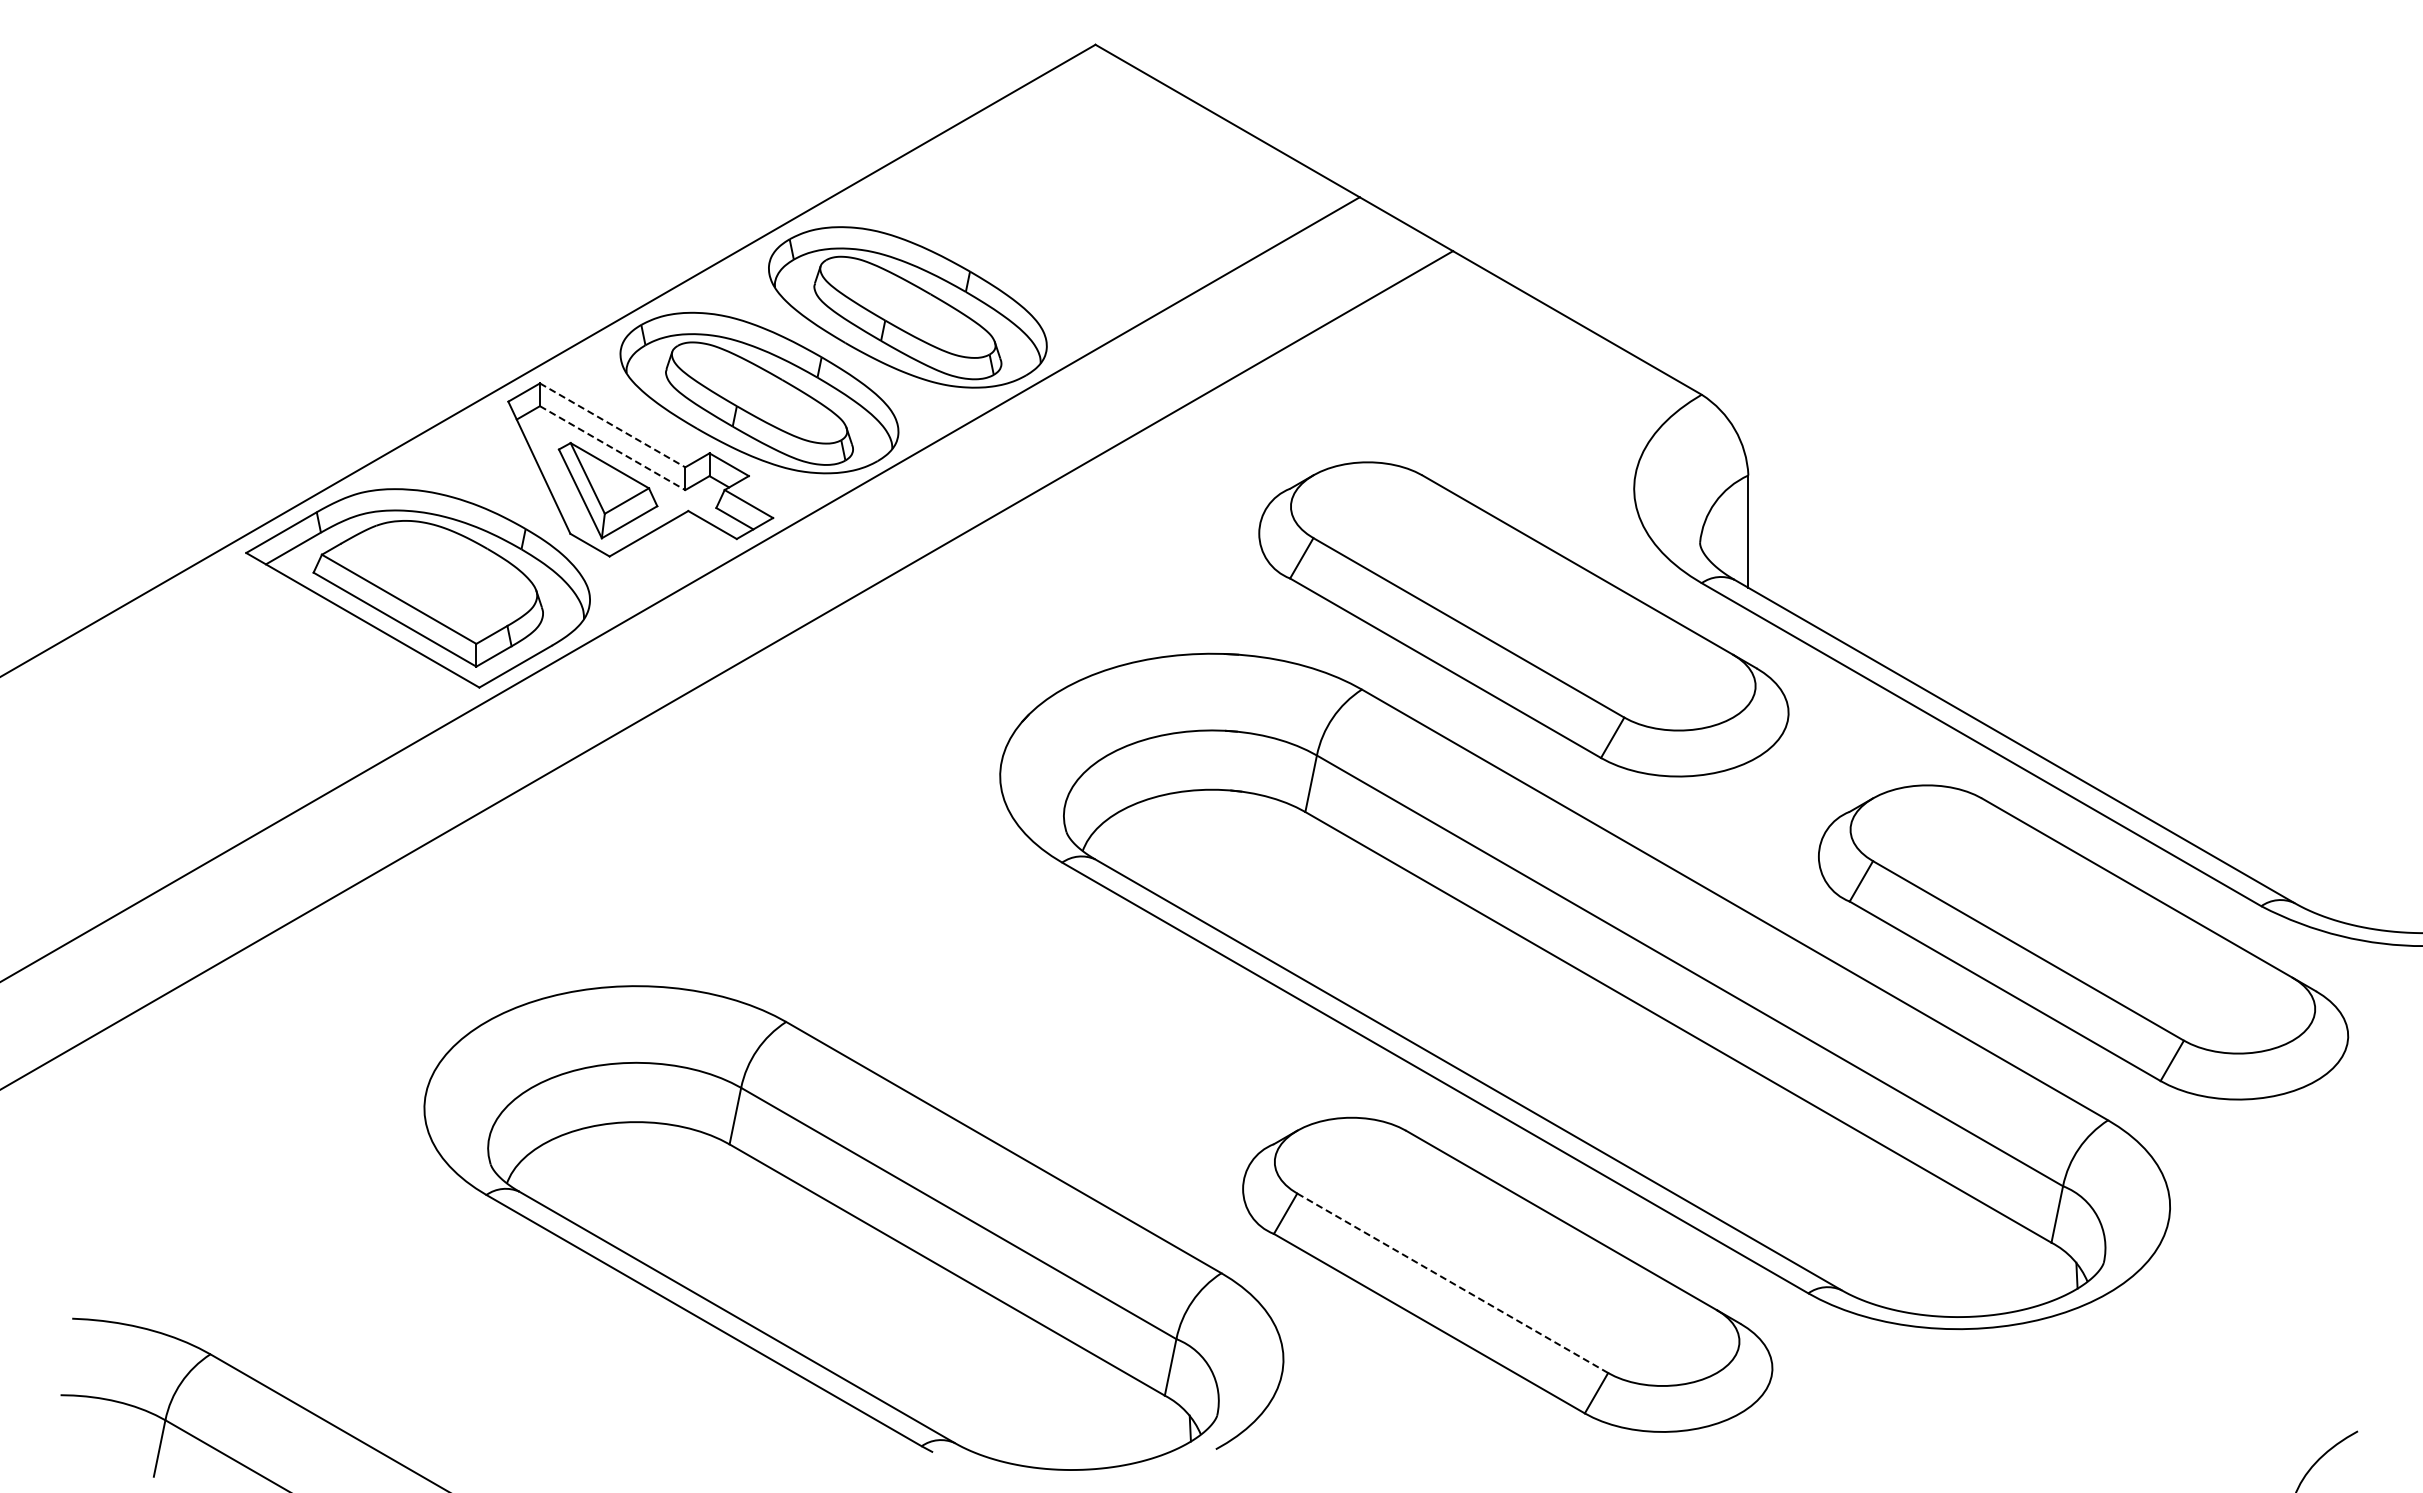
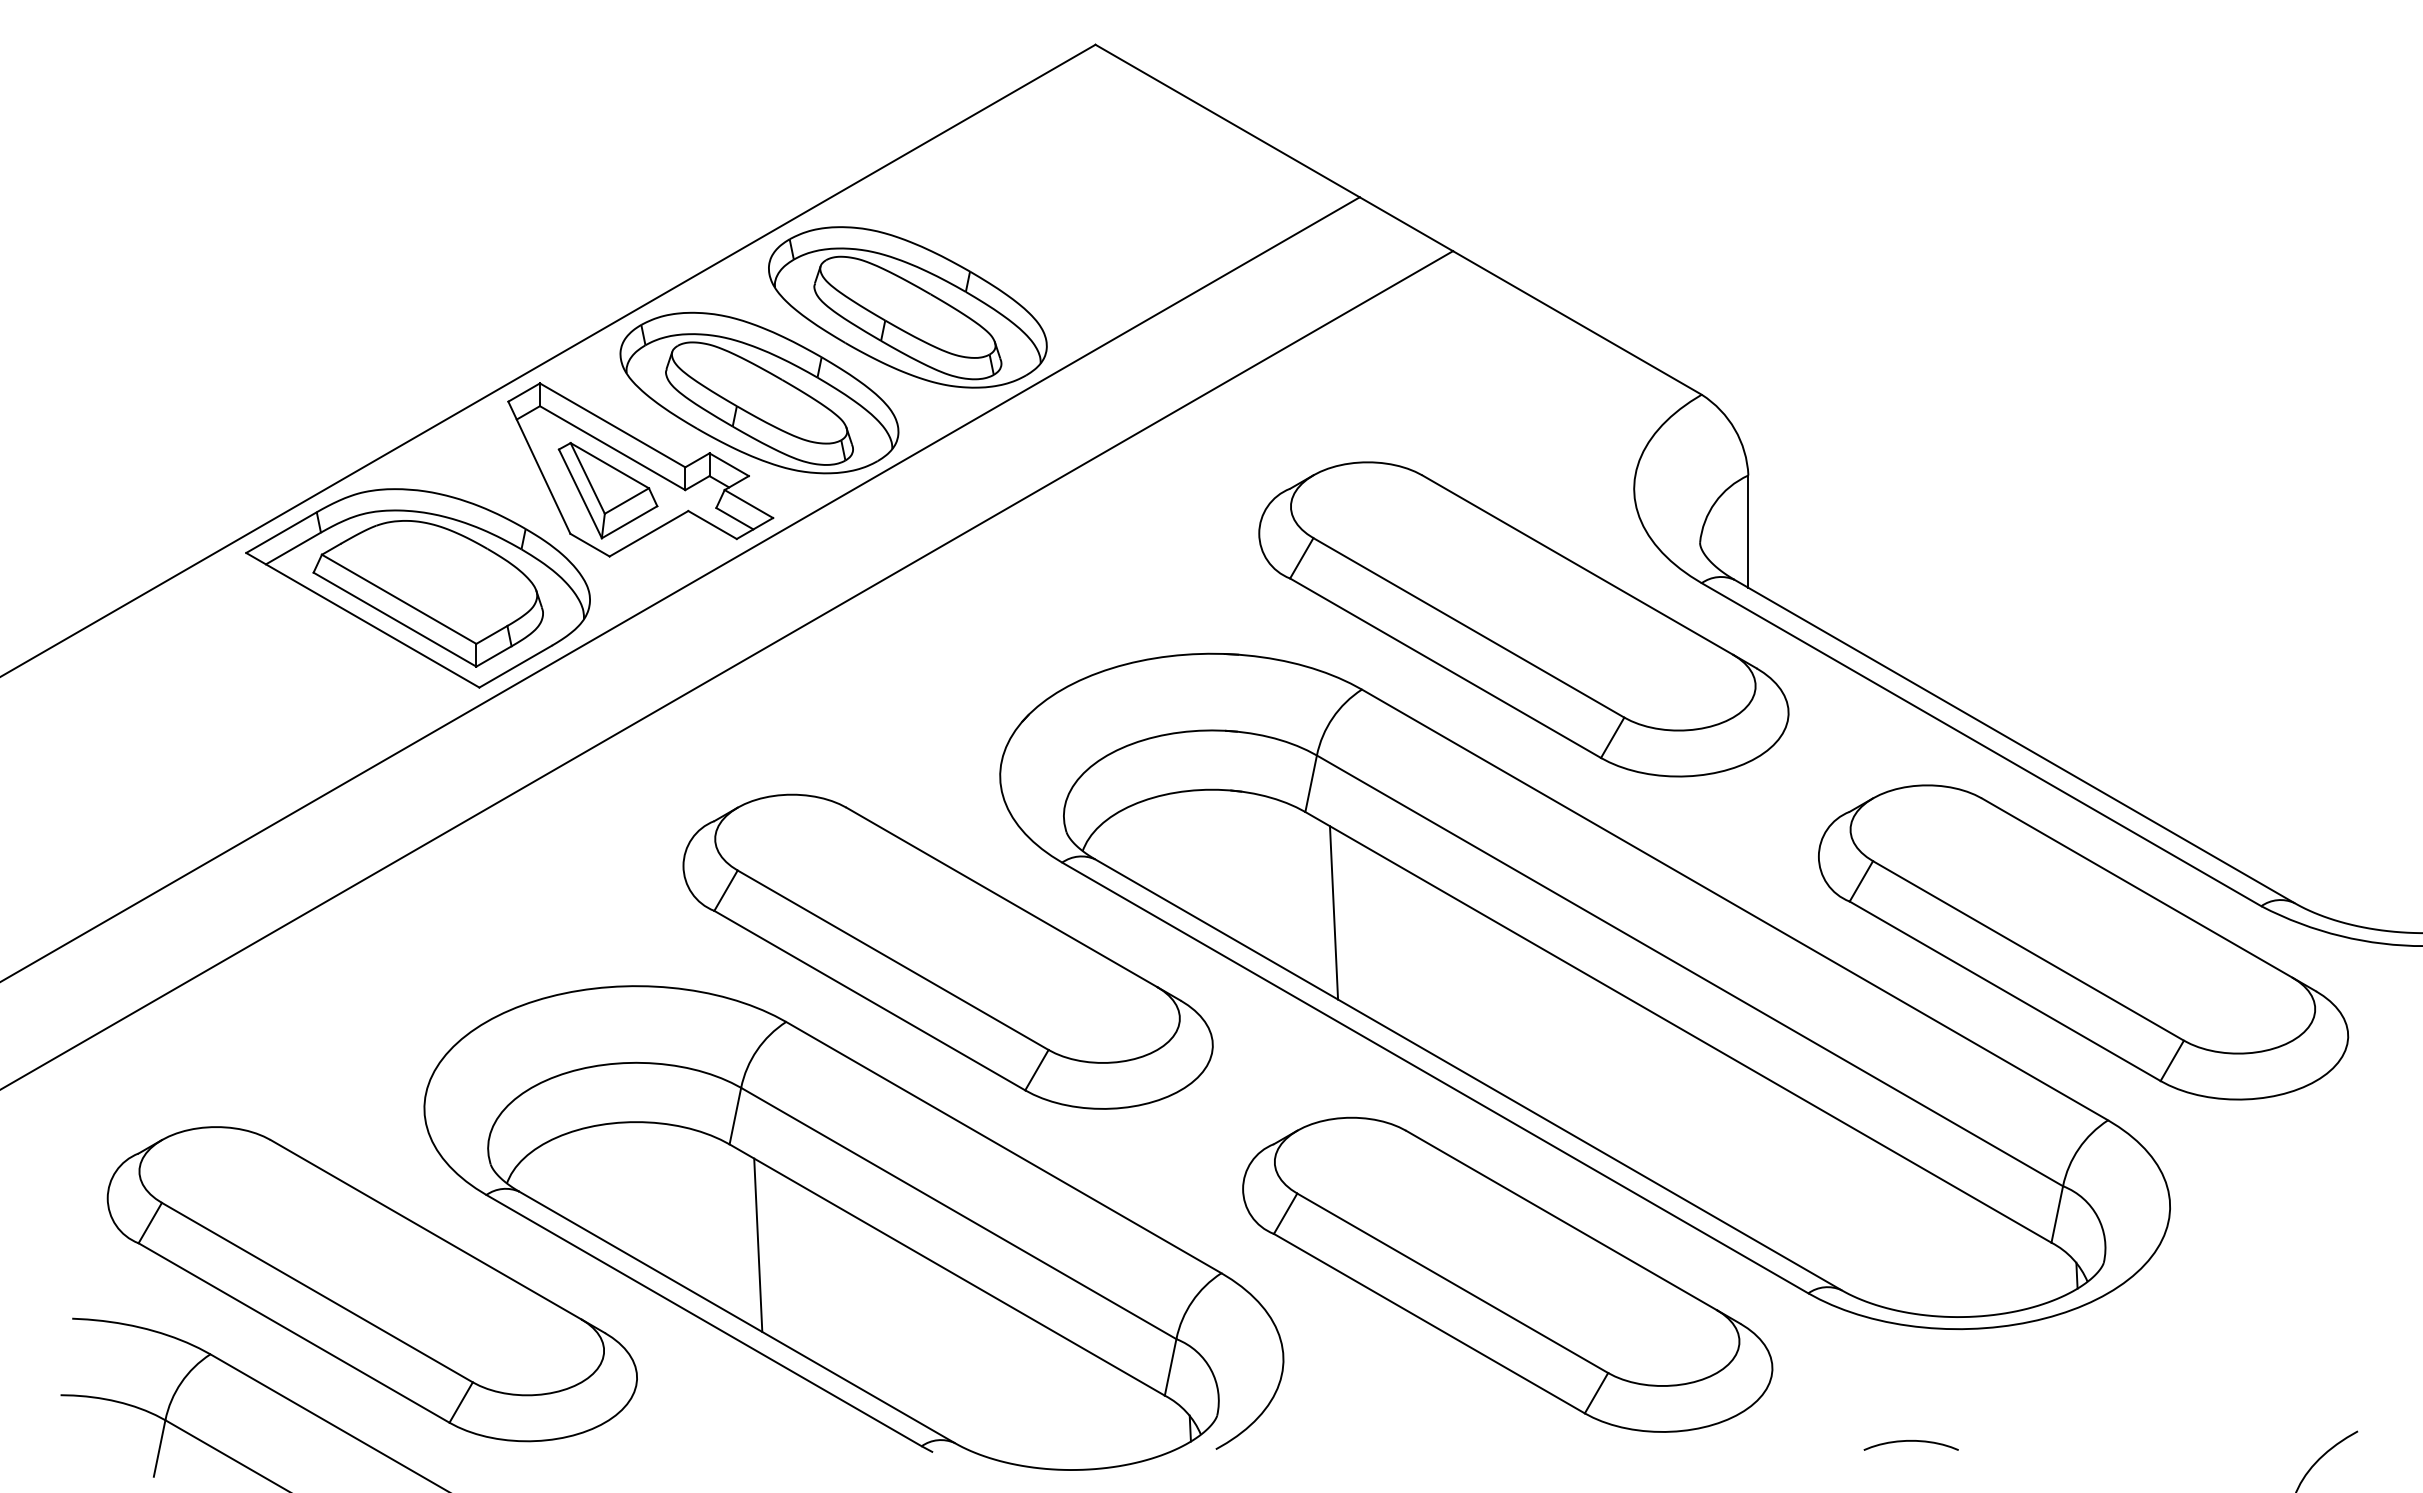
line: dashed -> solid (612, 425)
line: dashed -> solid (612, 448)
line: none -> present (1333, 912)
part: none -> present (947, 951)
line: none -> present (758, 1244)
line: dashed -> solid (1453, 1283)
part: none -> present (371, 1284)
curve: none -> present (1910, 1441)
